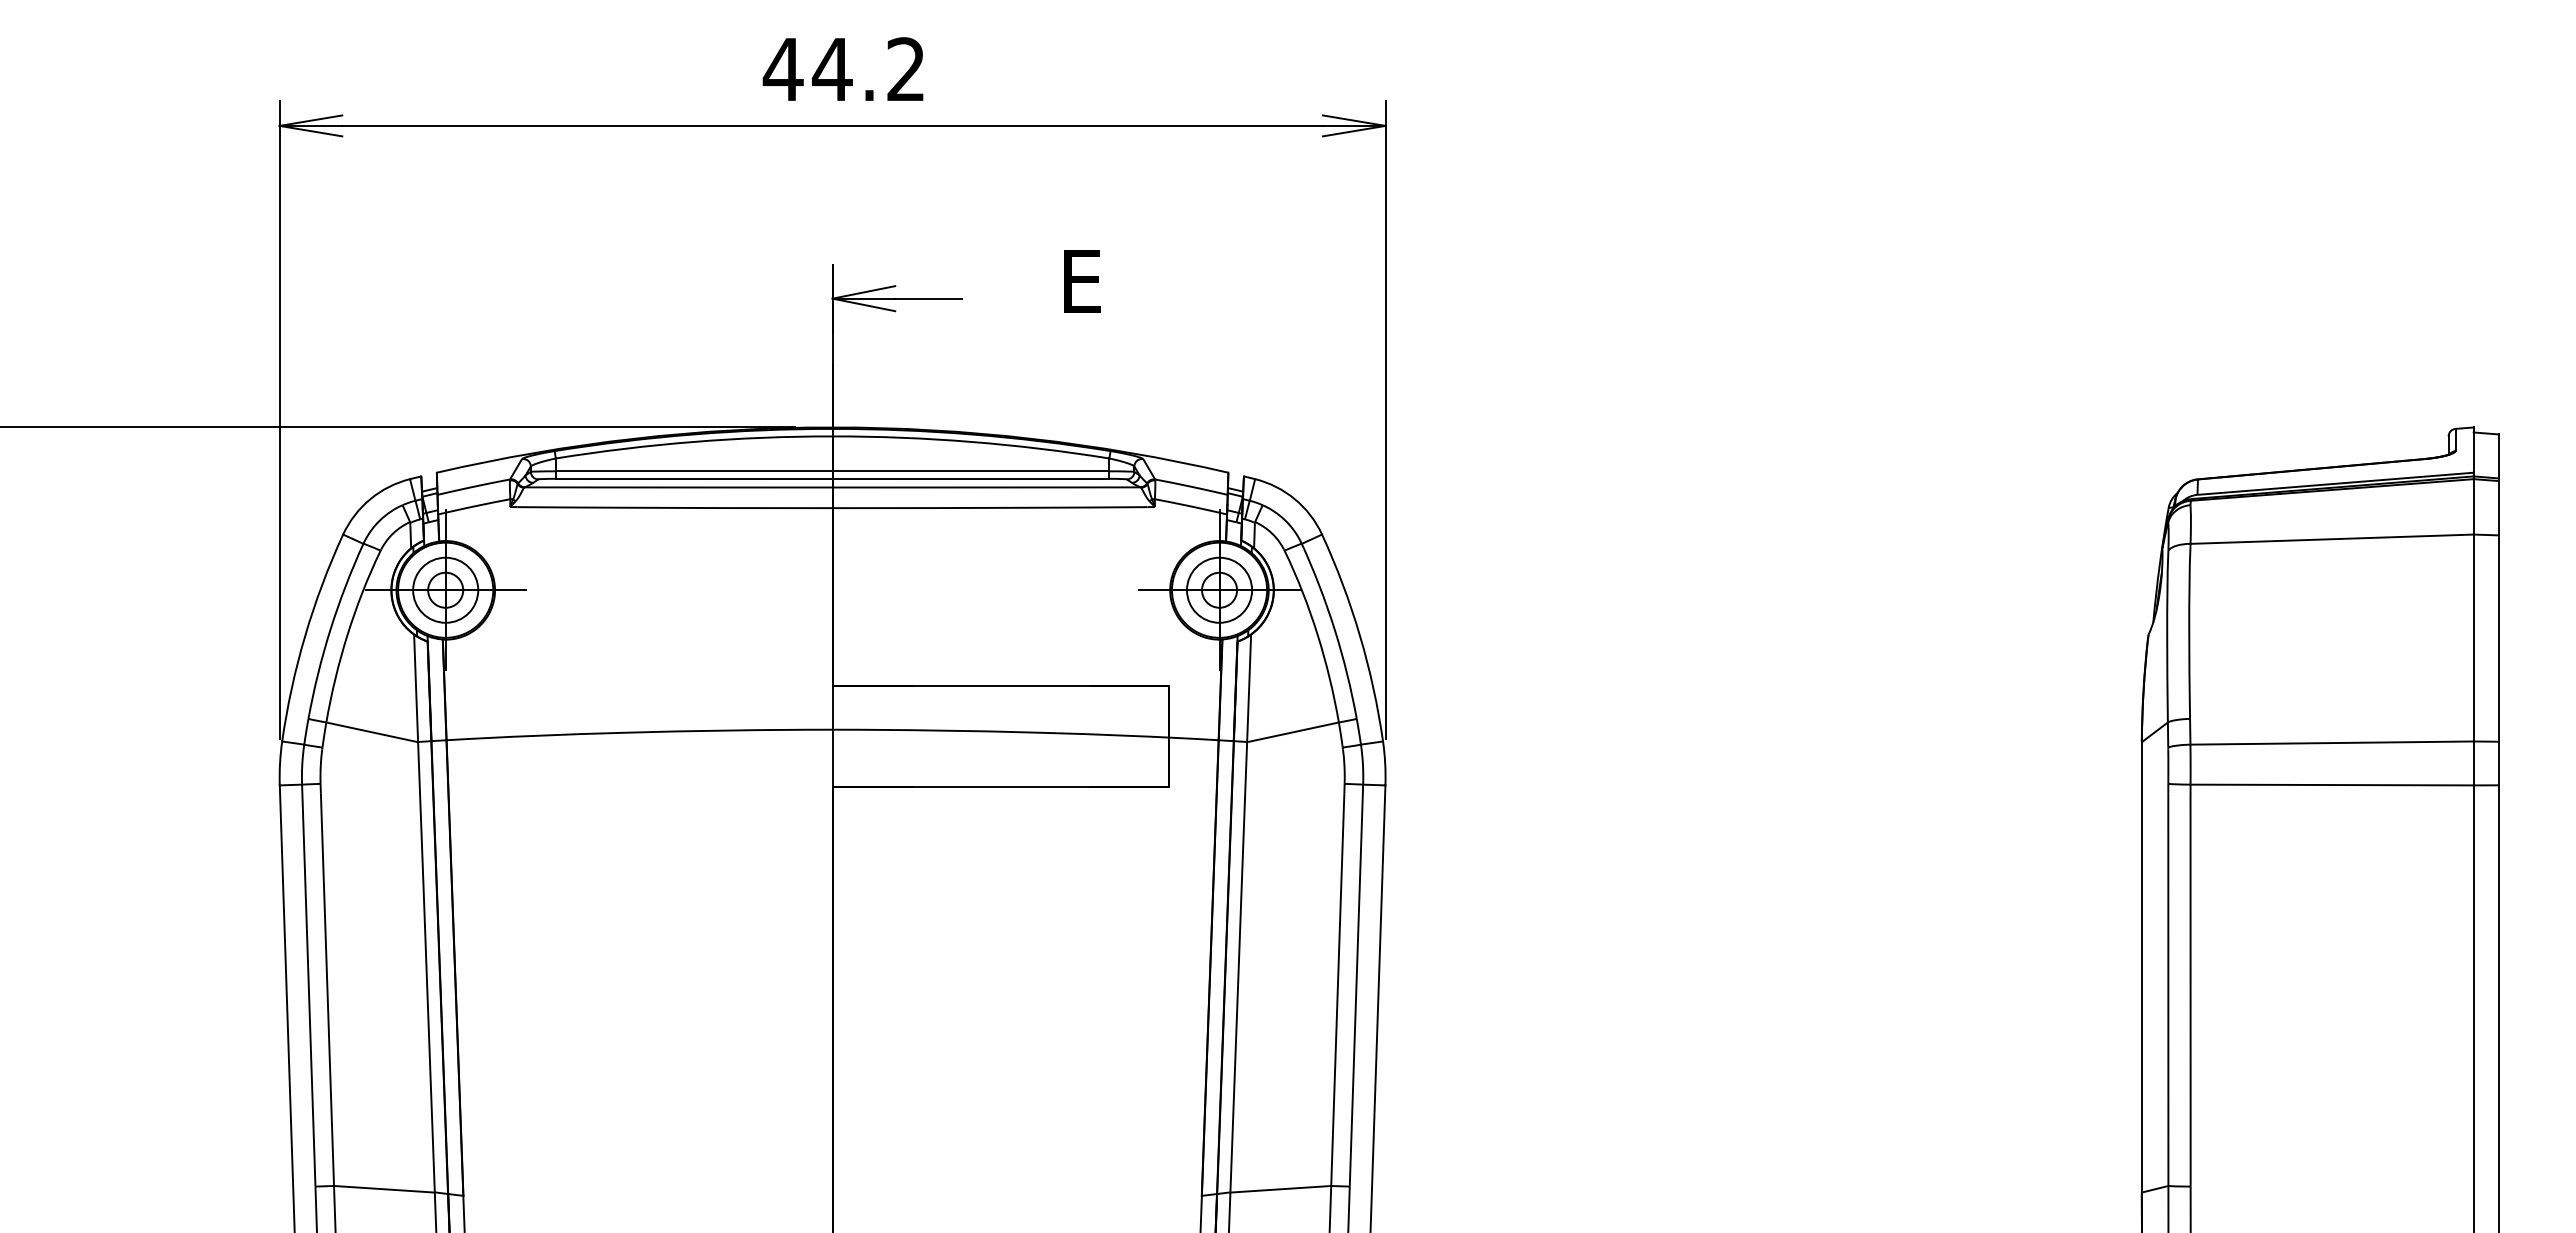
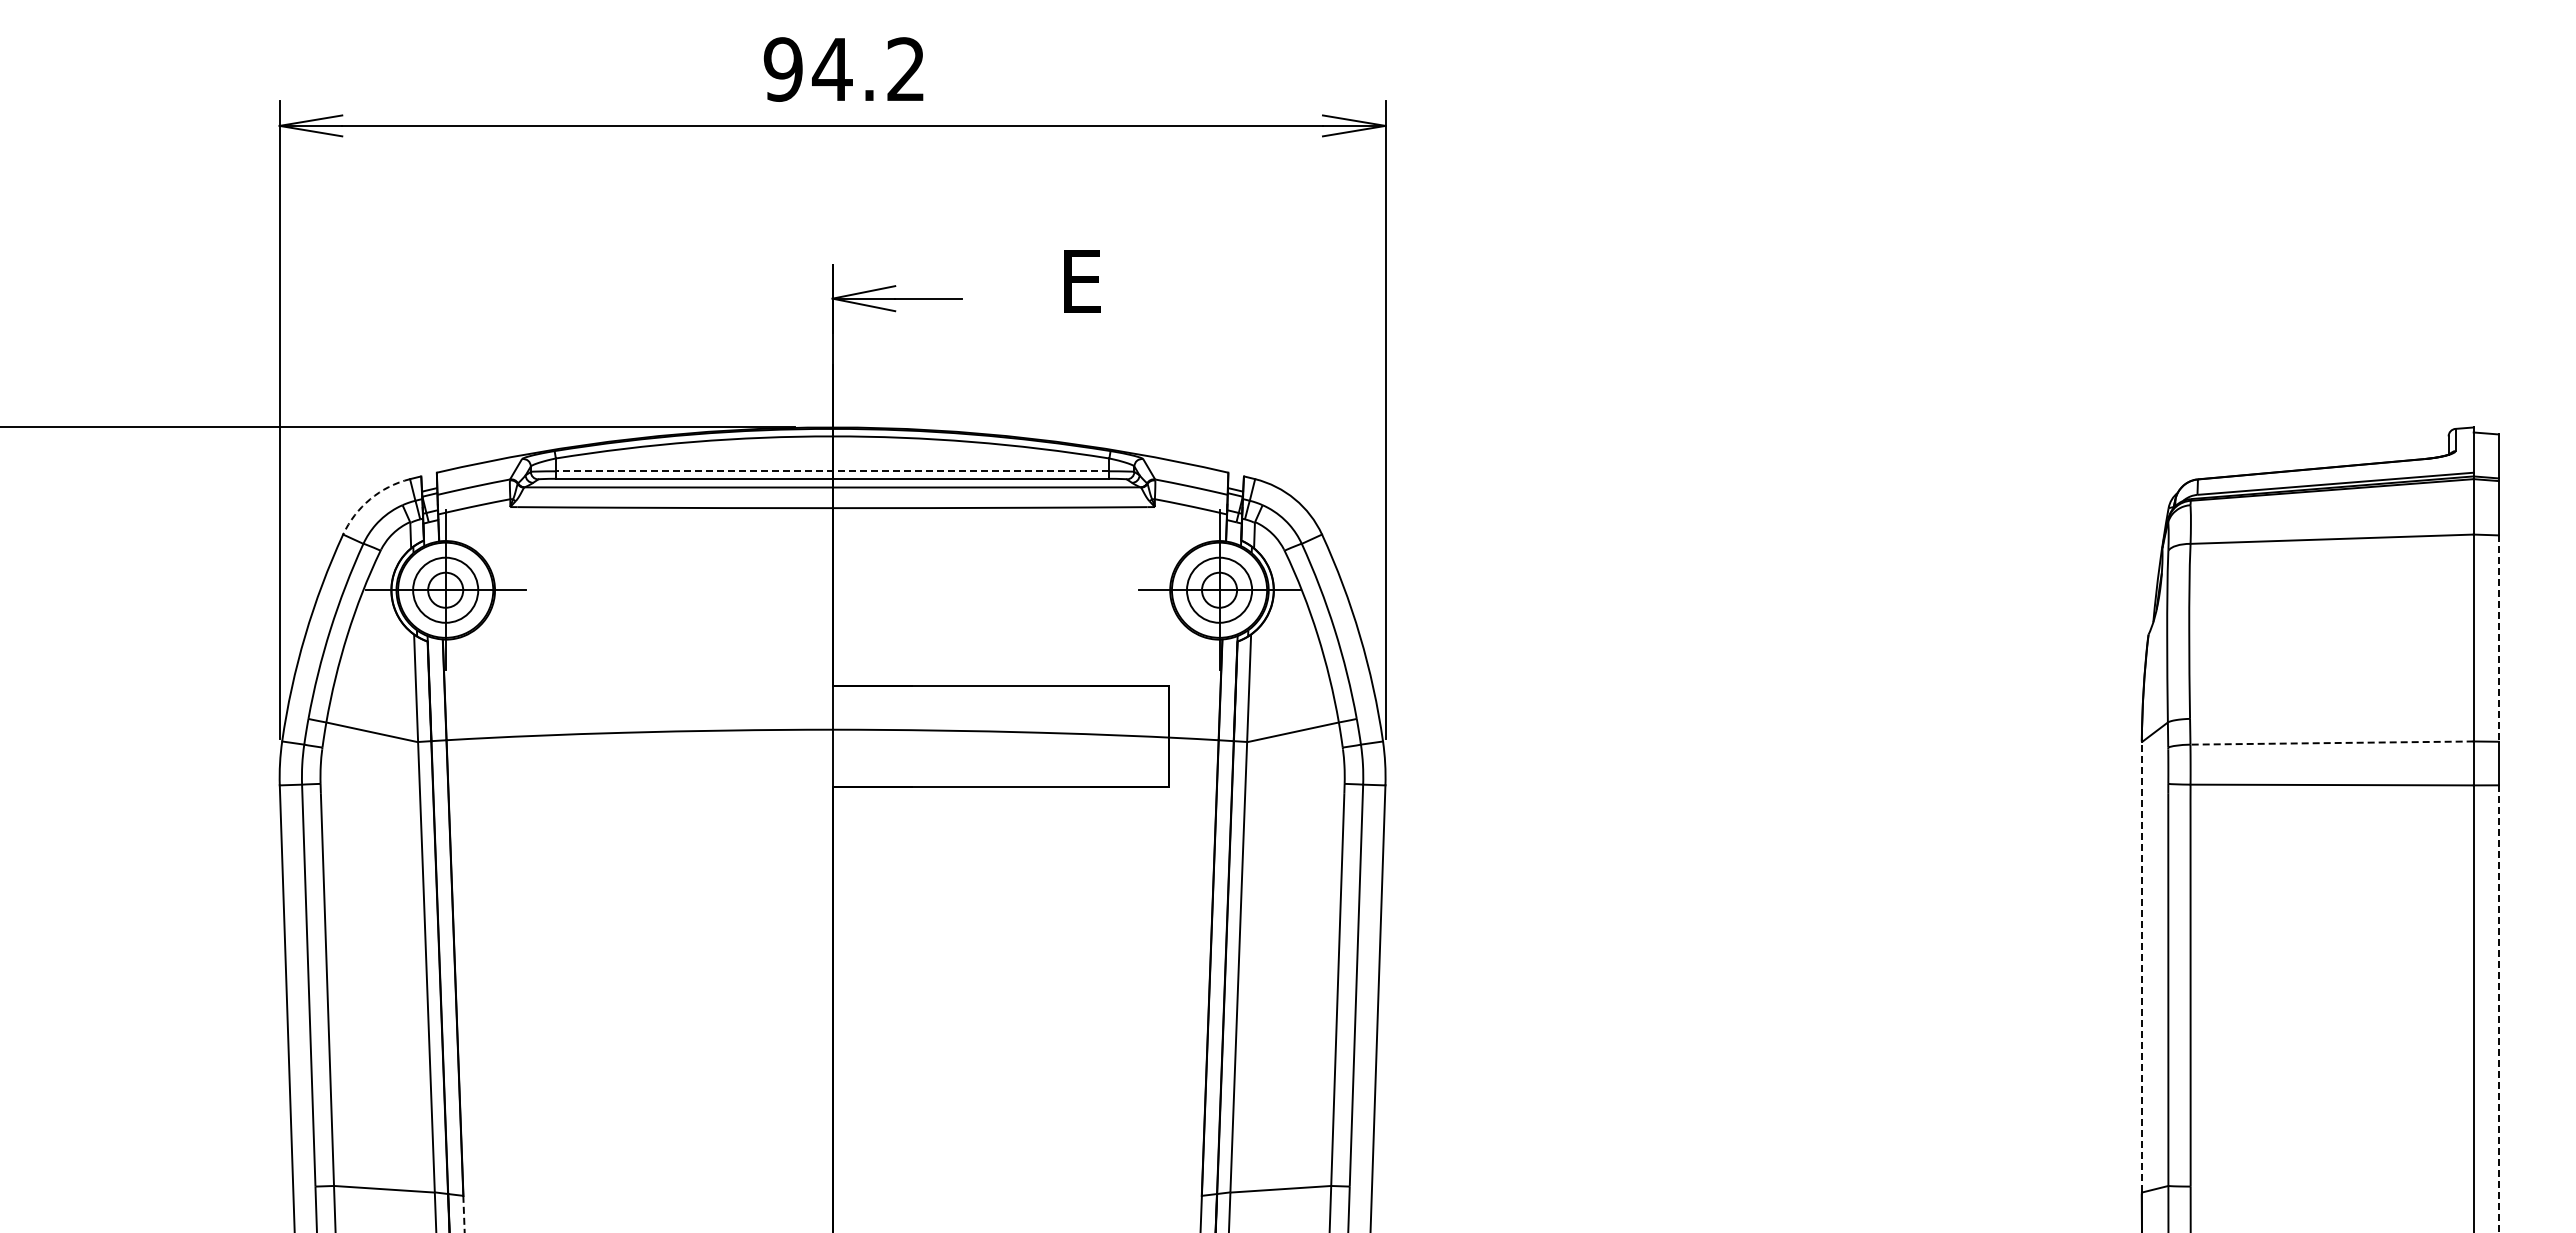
text: 44.2 -> 94.2 (782, 69)
line: solid -> dashed (832, 471)
arc: solid -> dashed (370, 499)
line: solid -> dashed (2498, 639)
line: solid -> dashed (2332, 743)
line: solid -> dashed (2141, 966)
line: solid -> dashed (2498, 1009)
line: solid -> dashed (464, 1214)
